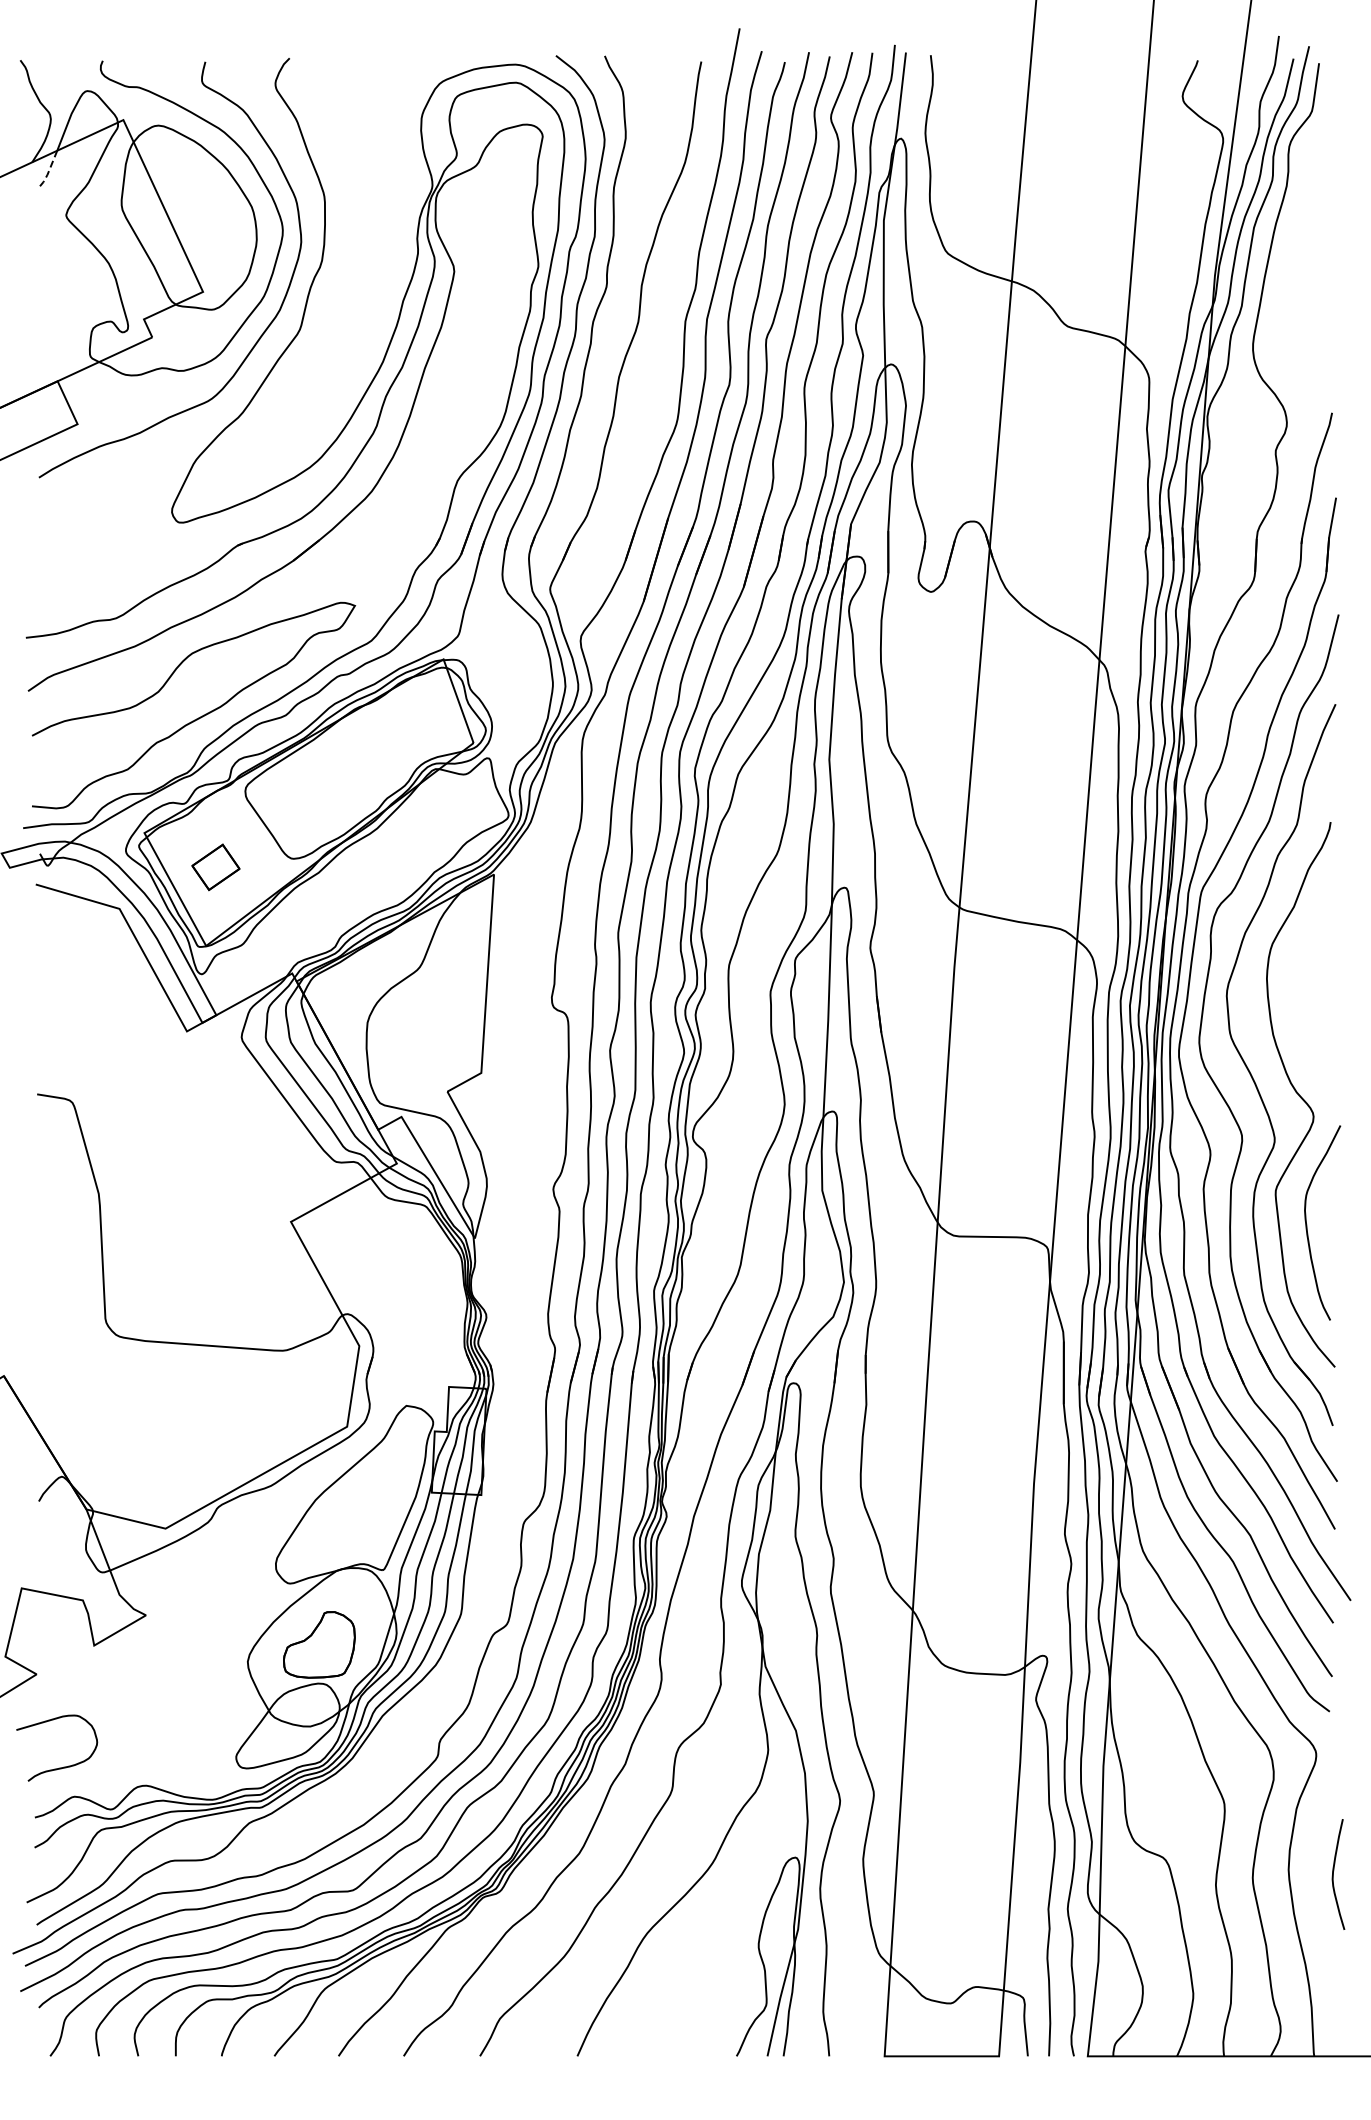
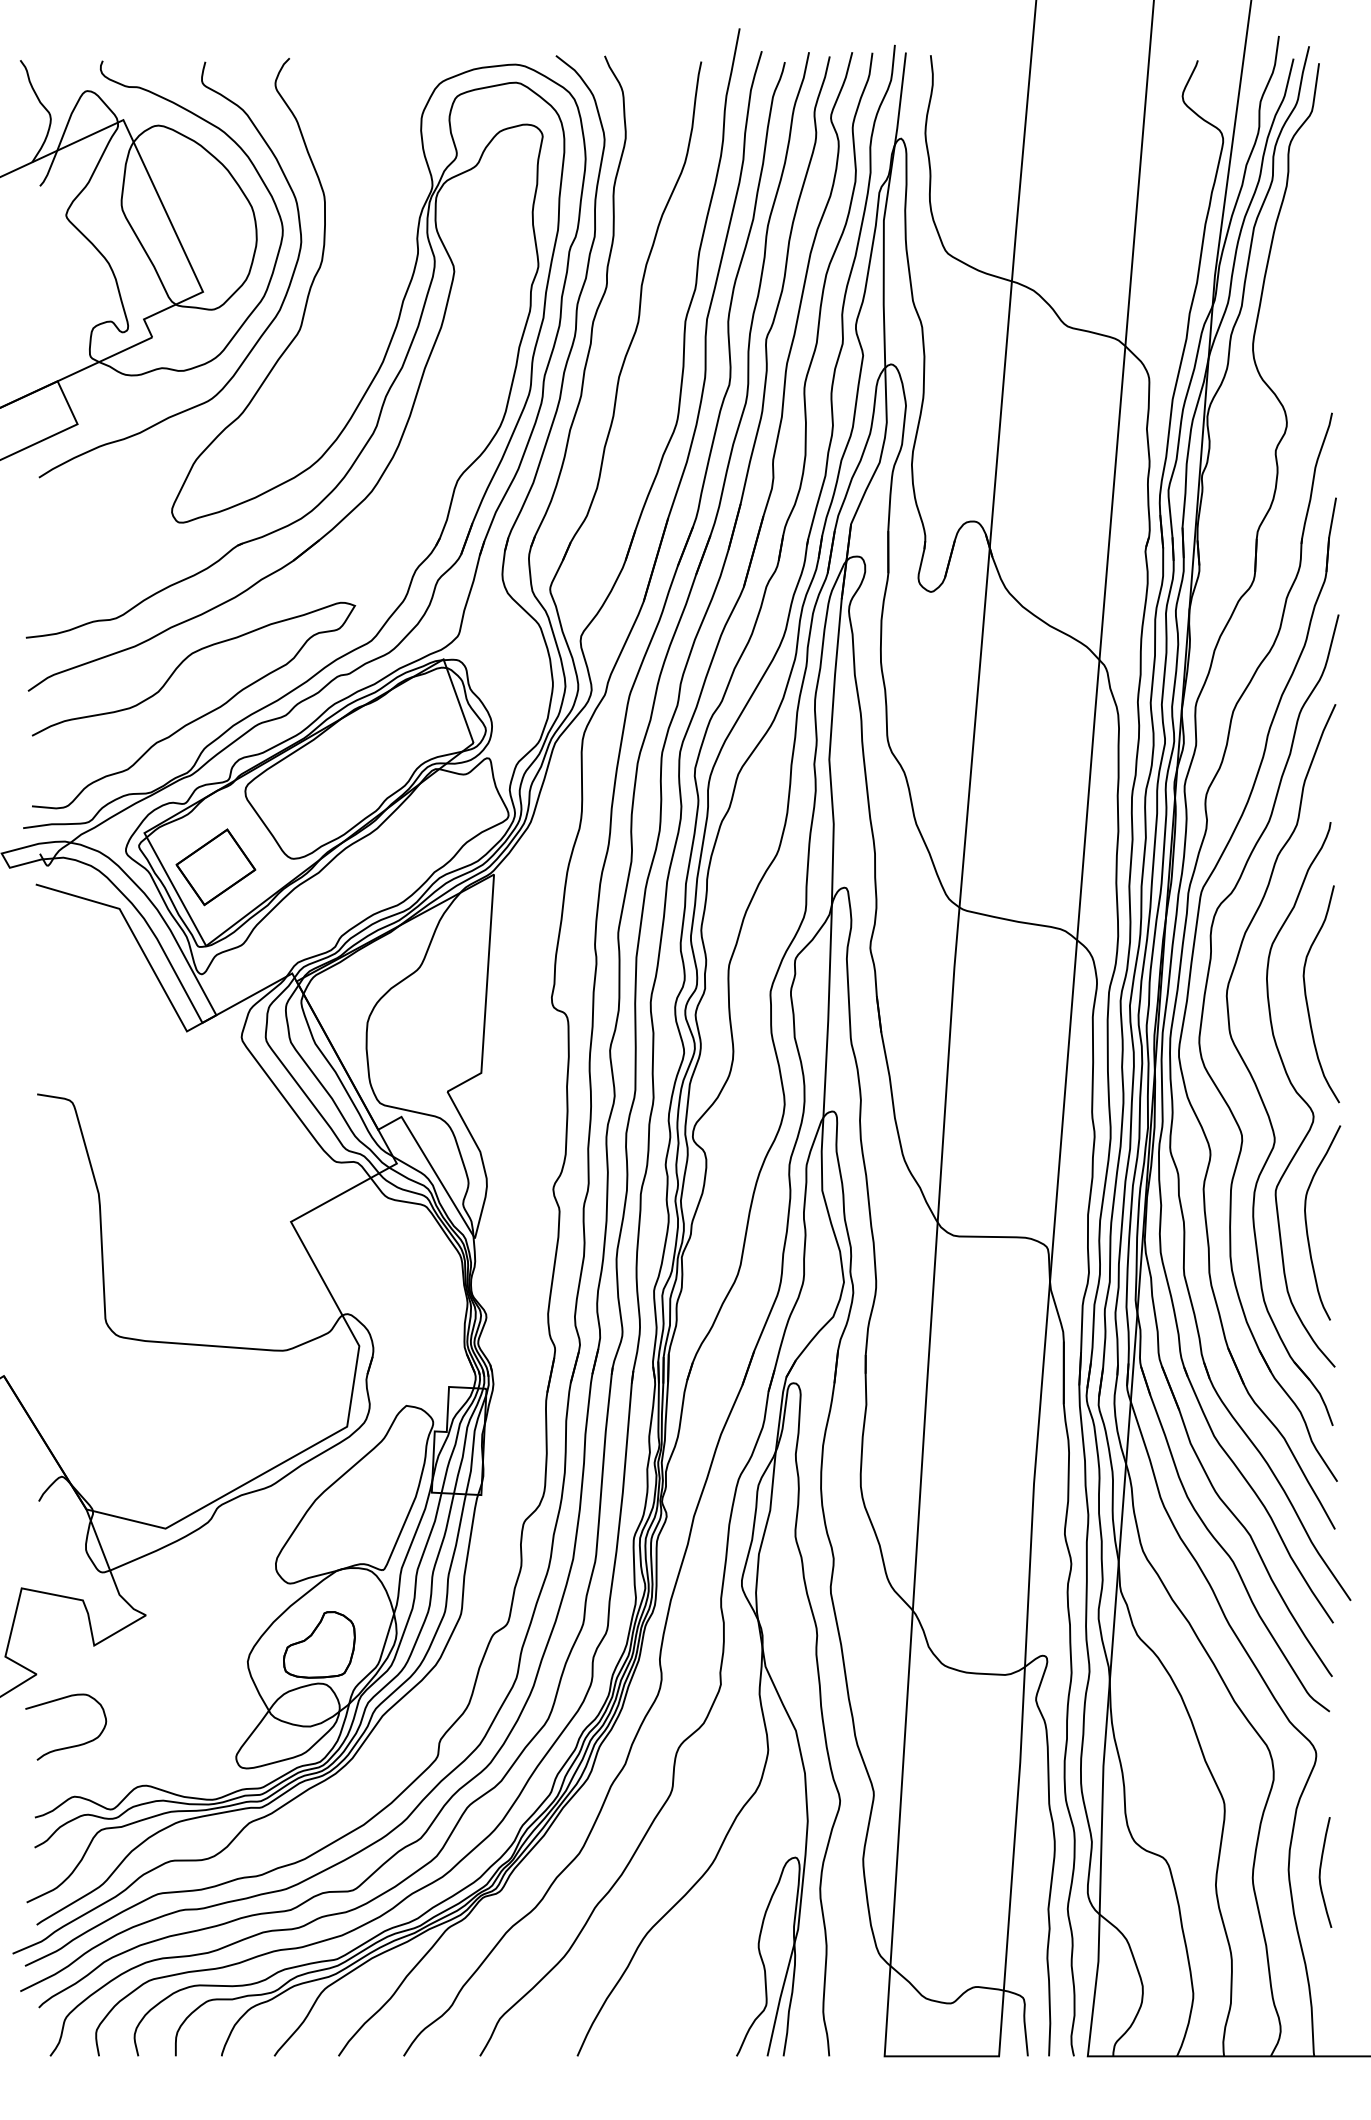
line: dashed -> solid (49, 170)
part size: 50x49 px -> 82x79 px (215, 867)
curve: none -> present (1307, 999)
curve position: (63, 1766) -> (72, 1745) (72, 1745)
curve position: (1333, 1874) -> (1320, 1872) (1320, 1872)
